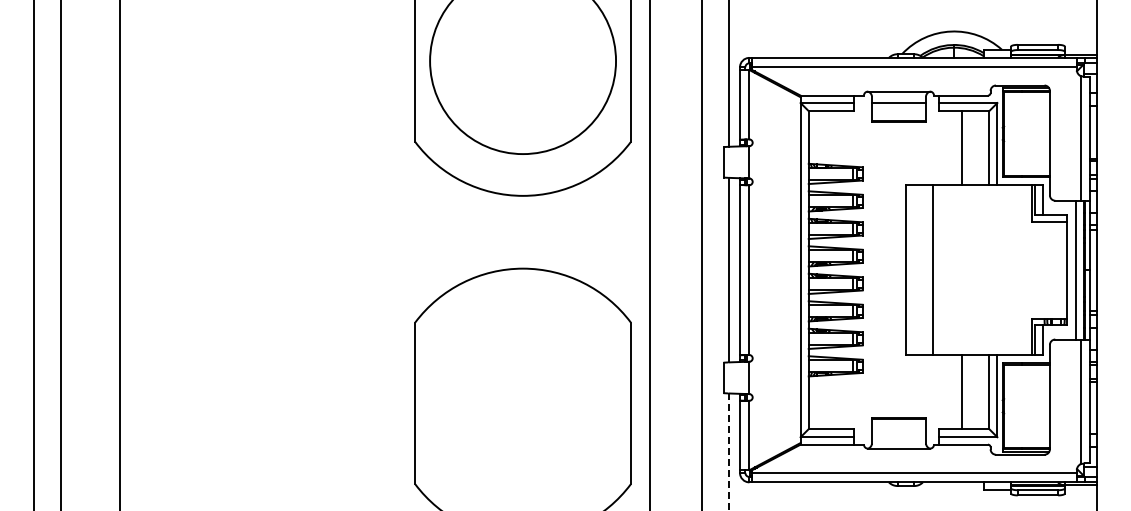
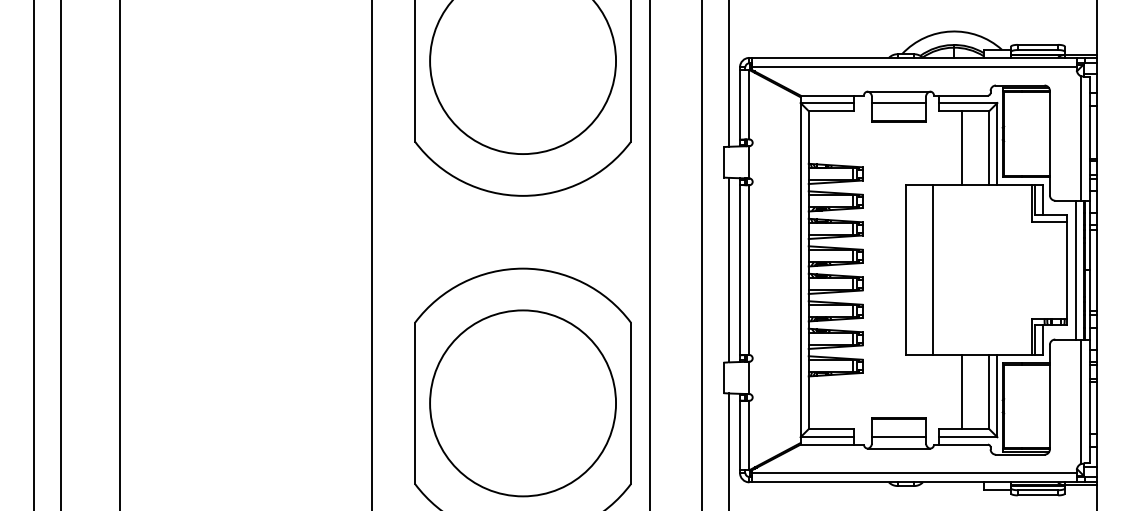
line: none -> present (372, 254)
circle: none -> present (522, 403)
line: none -> present (898, 436)
line: dashed -> solid (729, 452)
